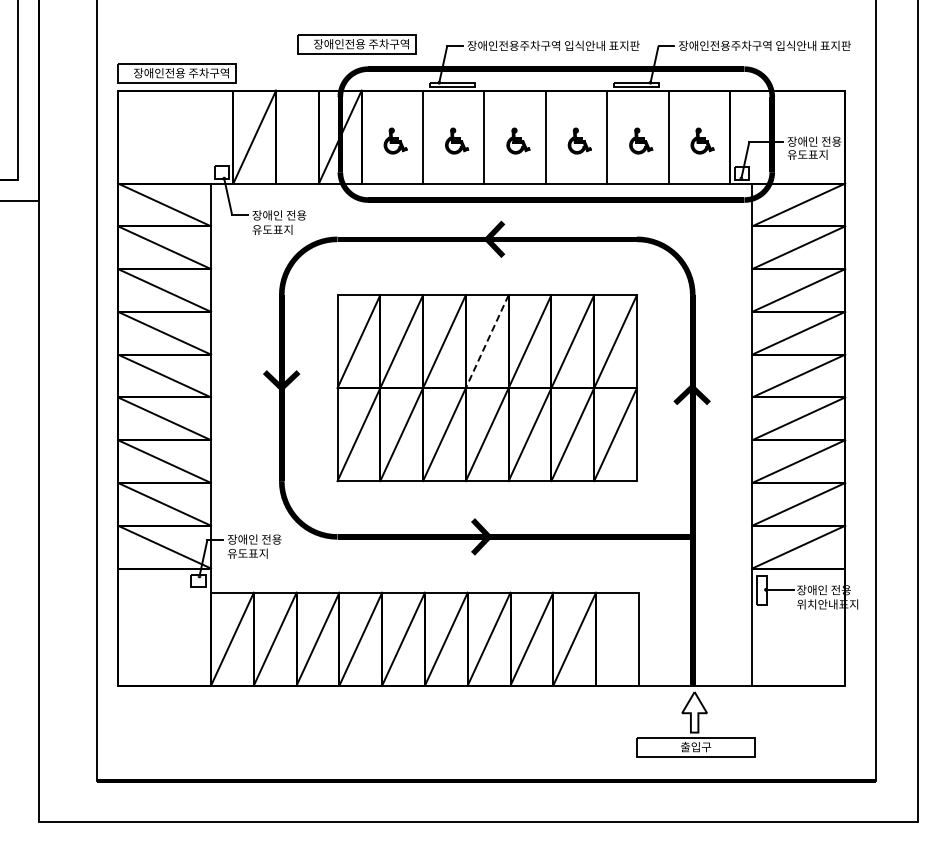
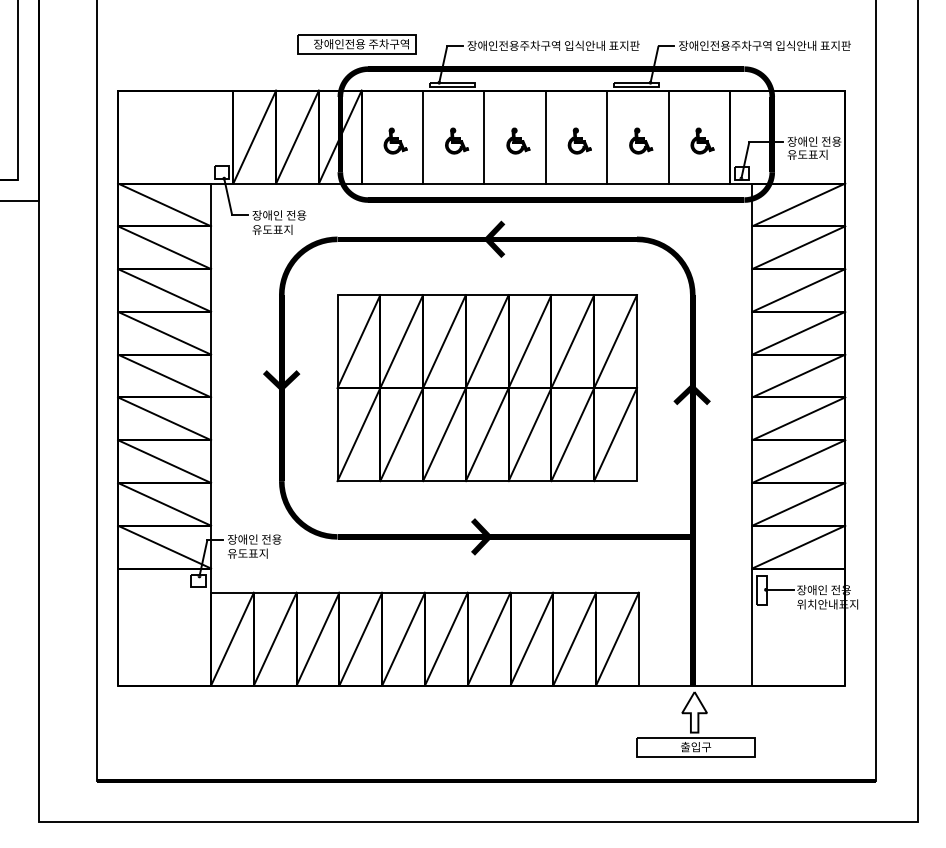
part: present -> none (176, 73)
line: none -> present (297, 136)
line: dashed -> solid (487, 342)
line: none -> present (617, 638)
